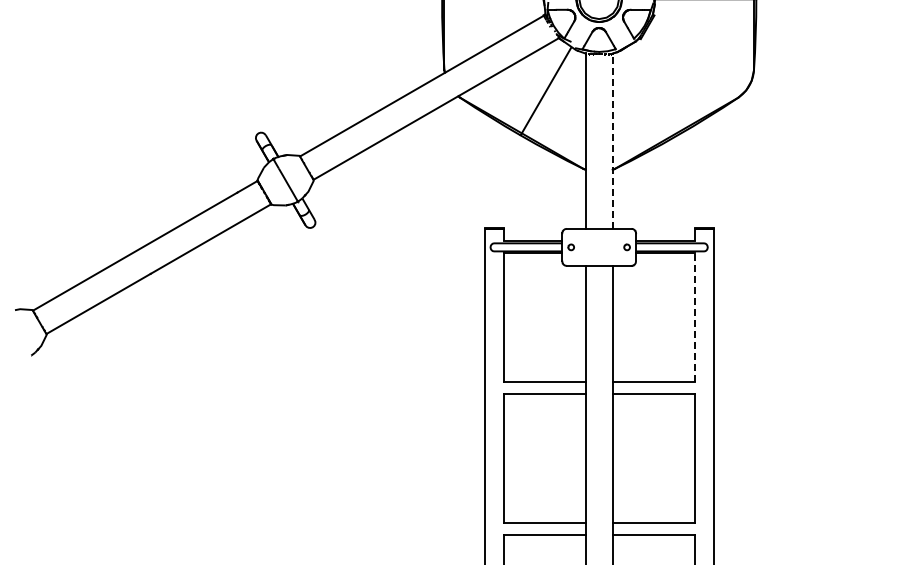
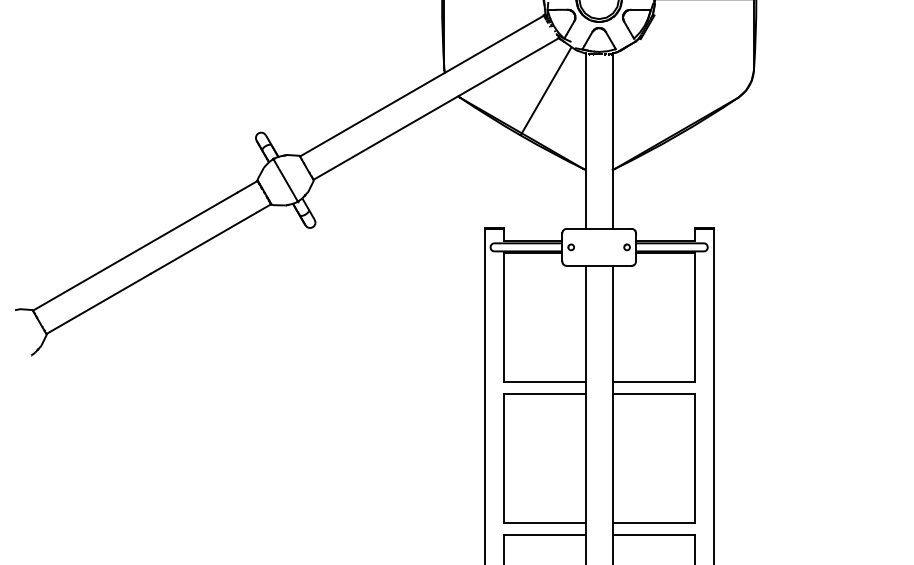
line: dashed -> solid (612, 141)
line: dashed -> solid (695, 317)
